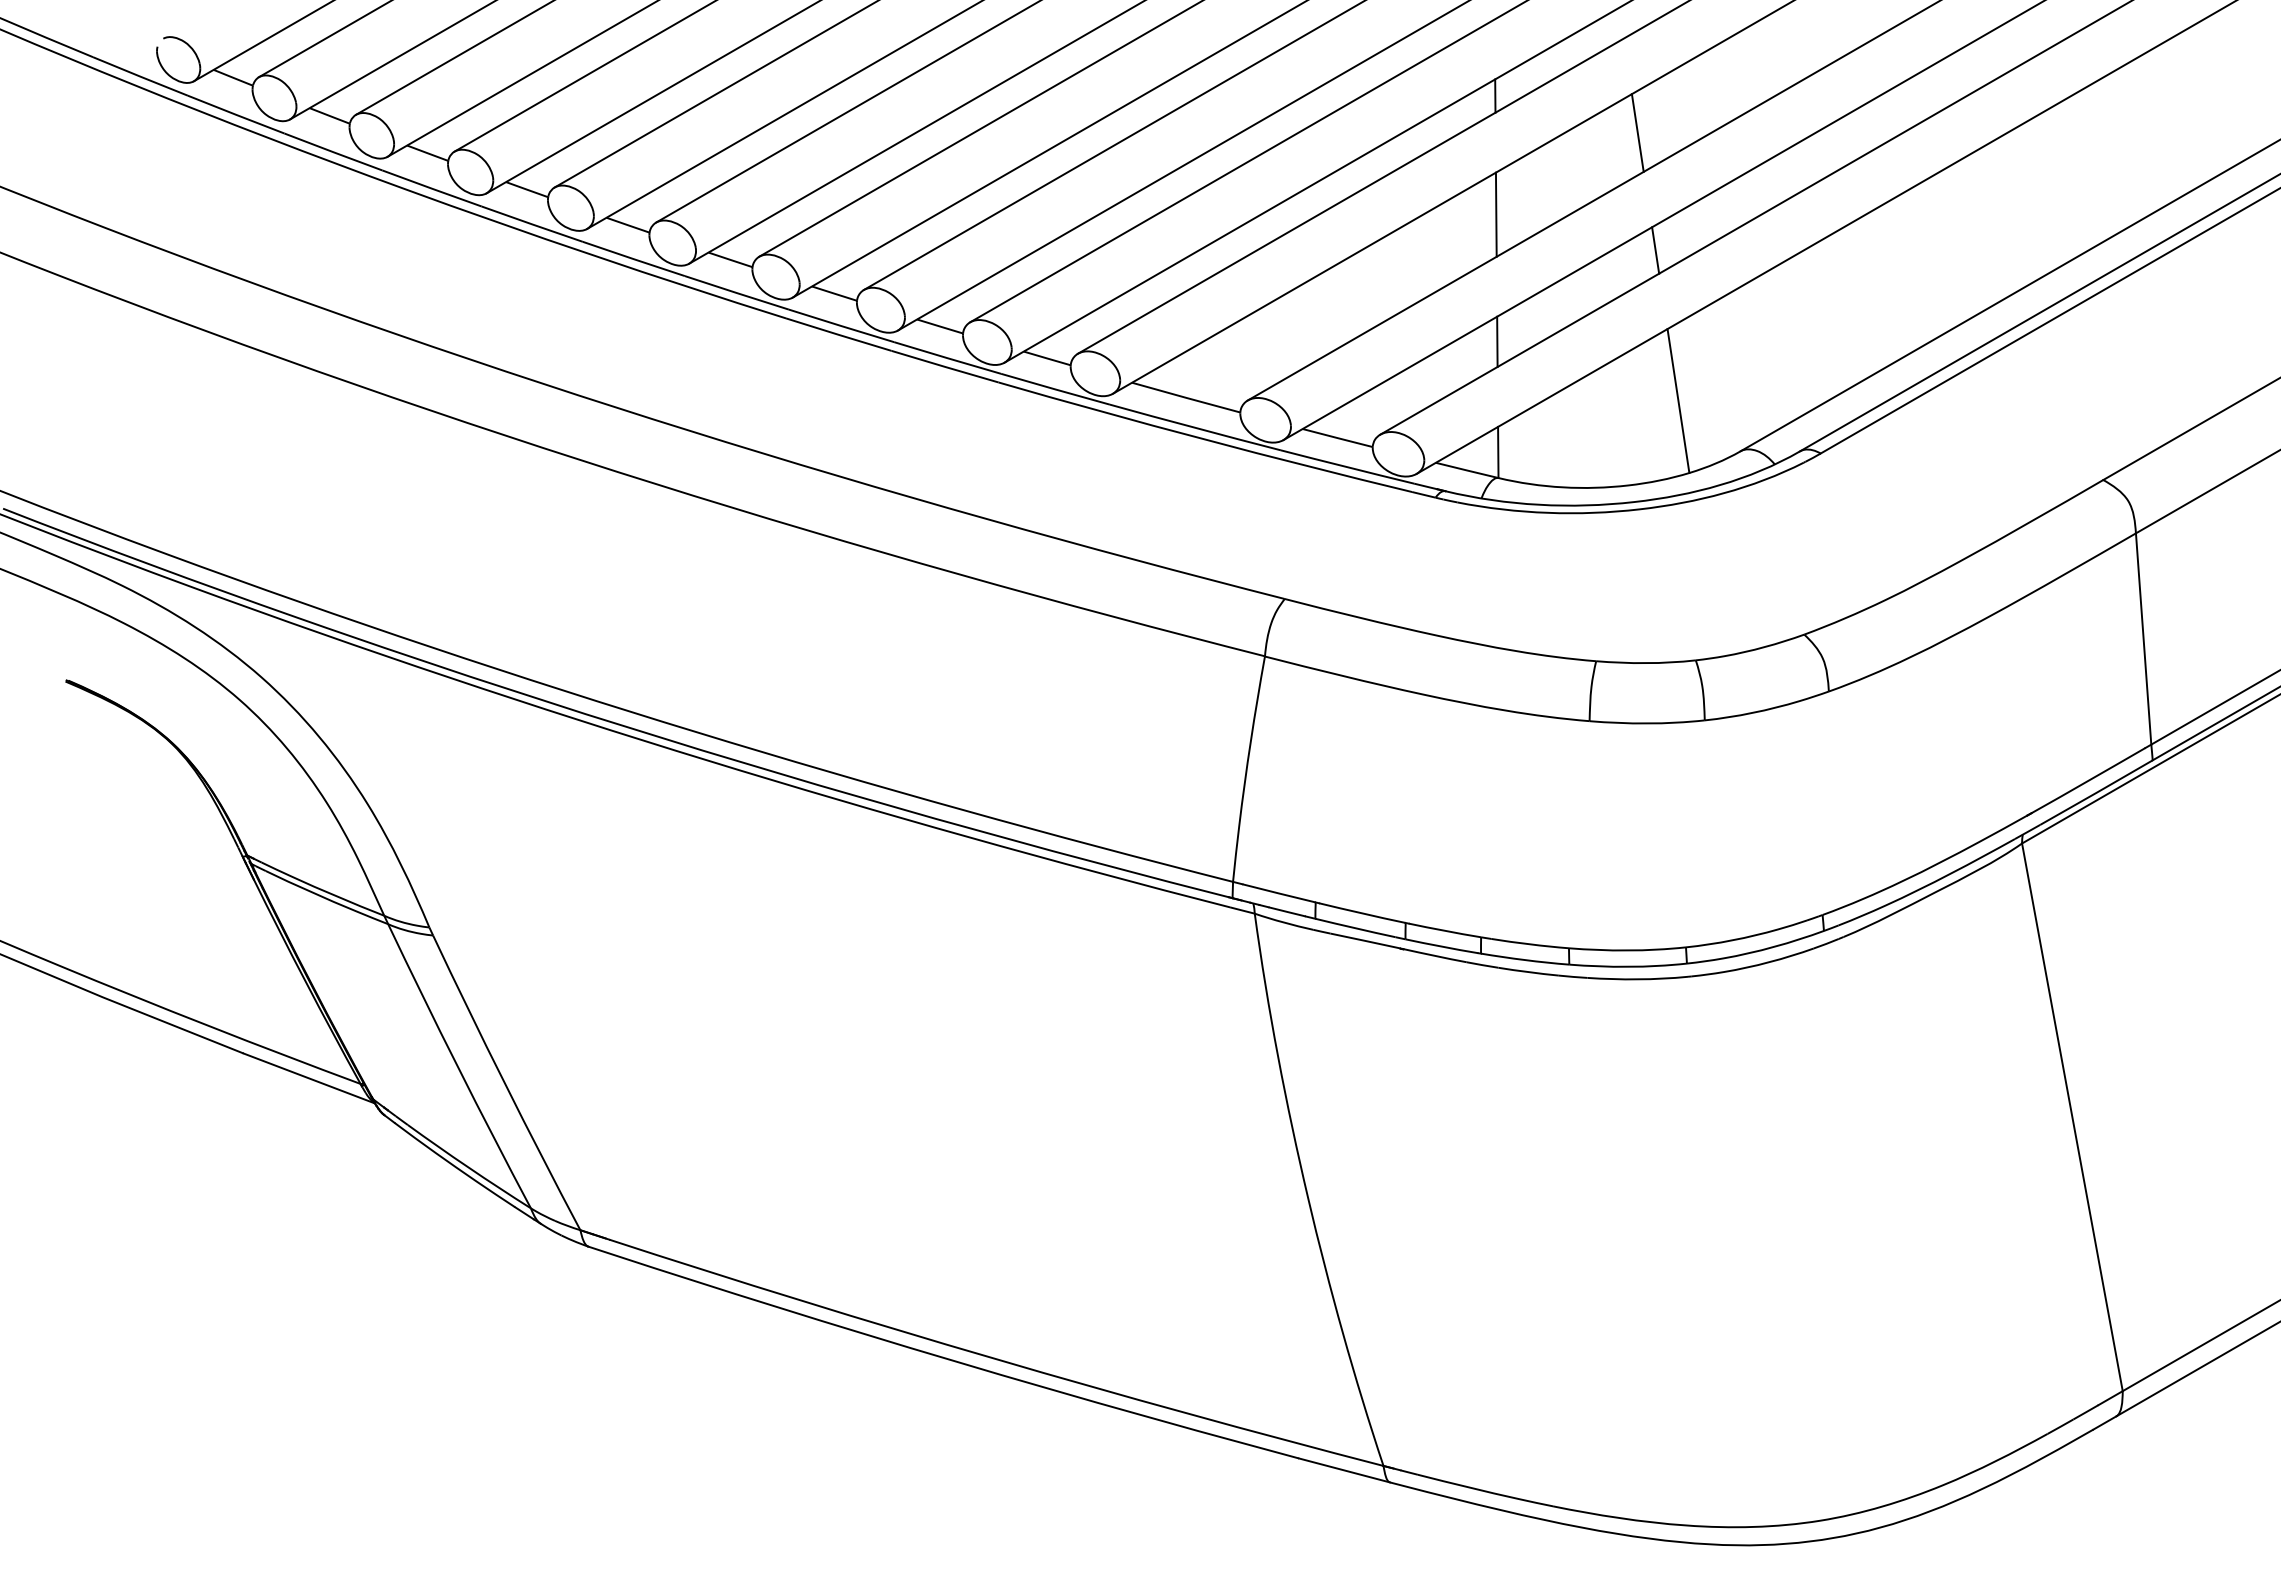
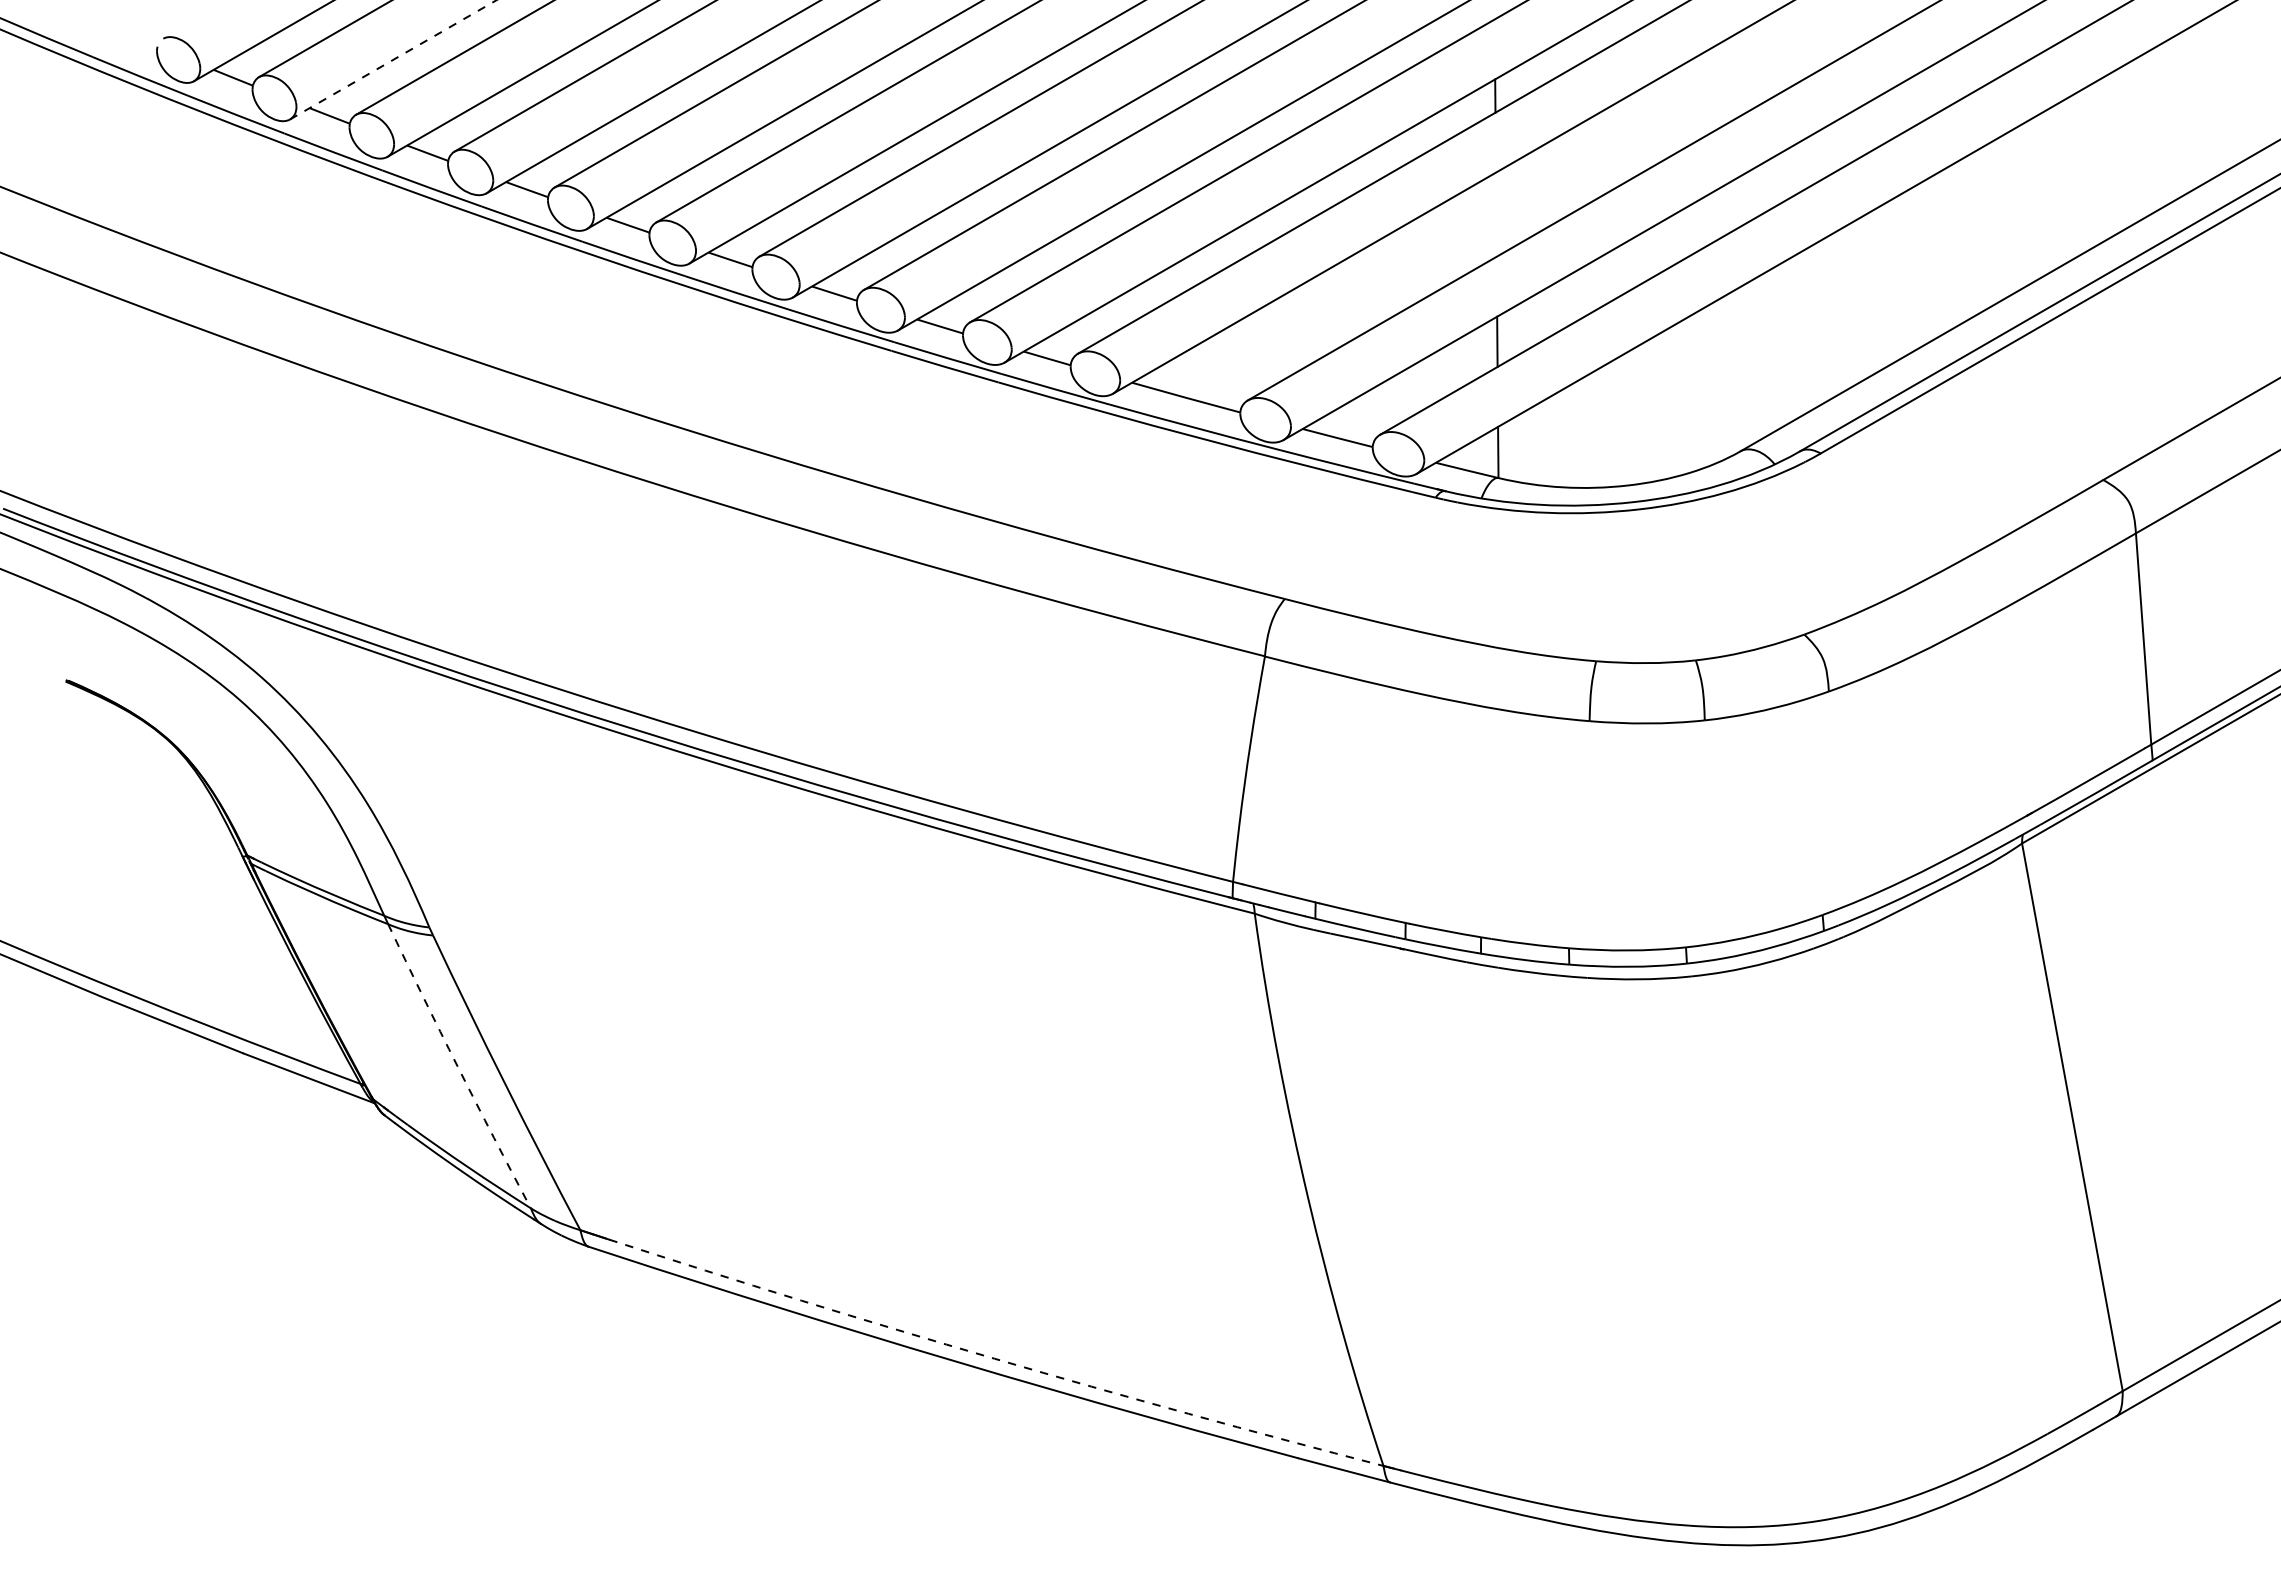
line: solid -> dashed (393, 59)
line: present -> none (1637, 132)
line: present -> none (1495, 214)
line: present -> none (1655, 250)
line: present -> none (1678, 400)
arc: solid -> dashed (457, 1067)
arc: solid -> dashed (994, 1358)
